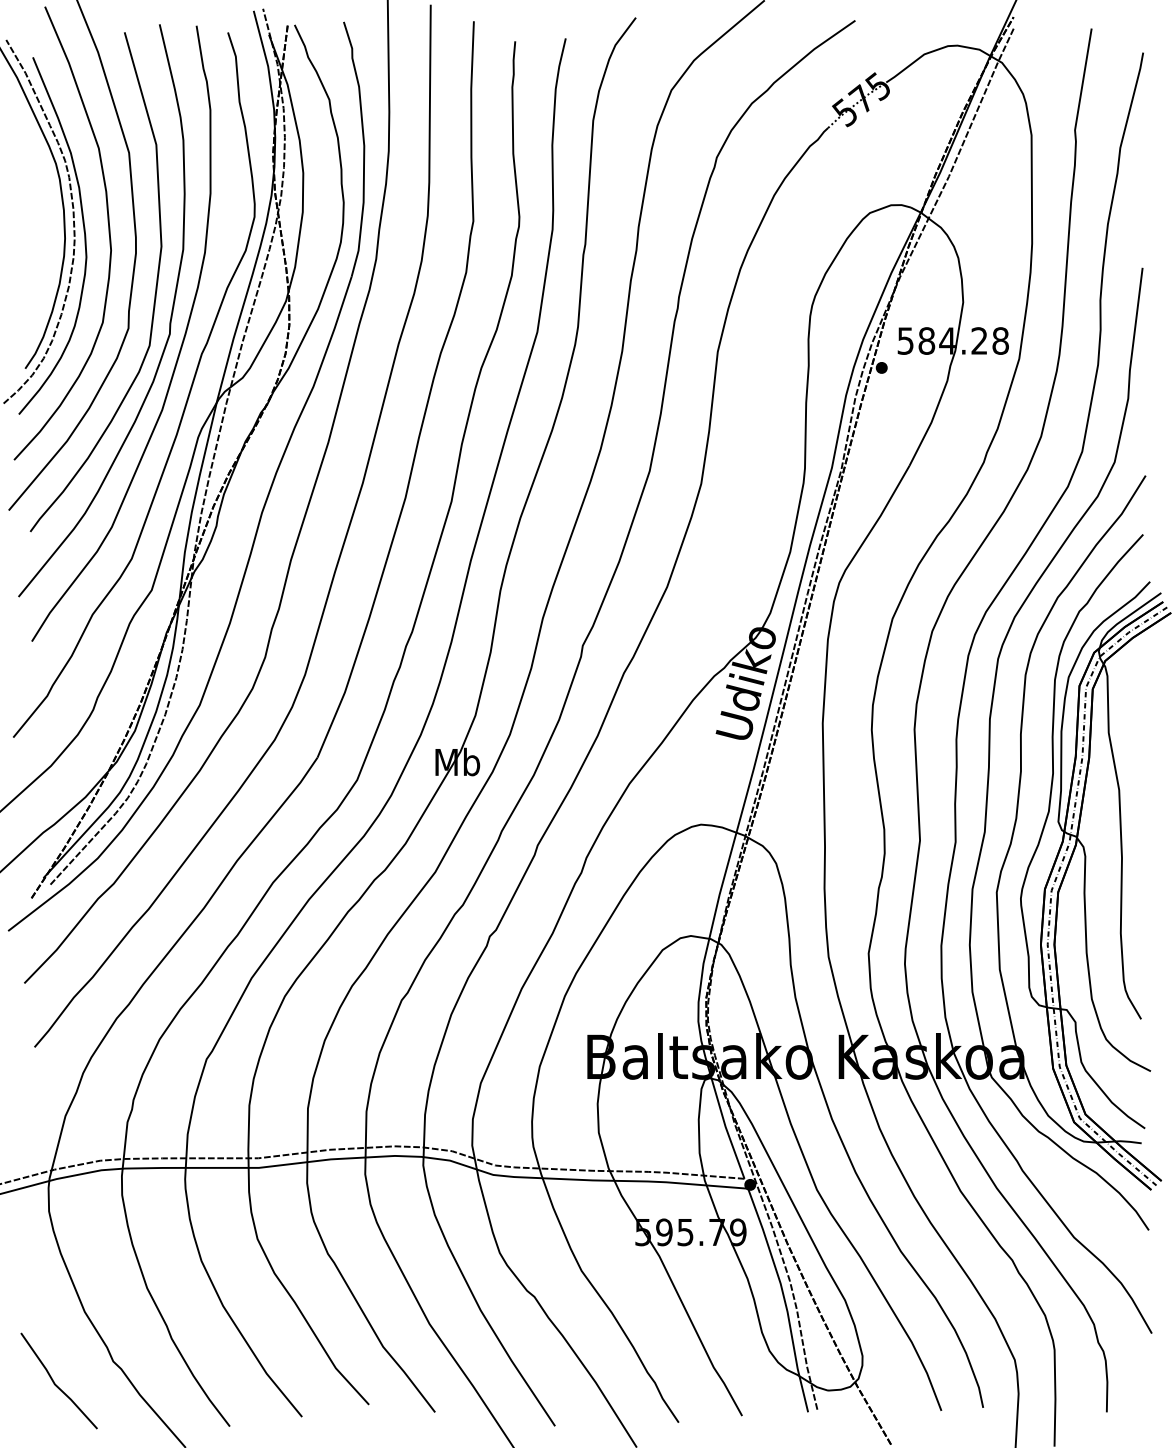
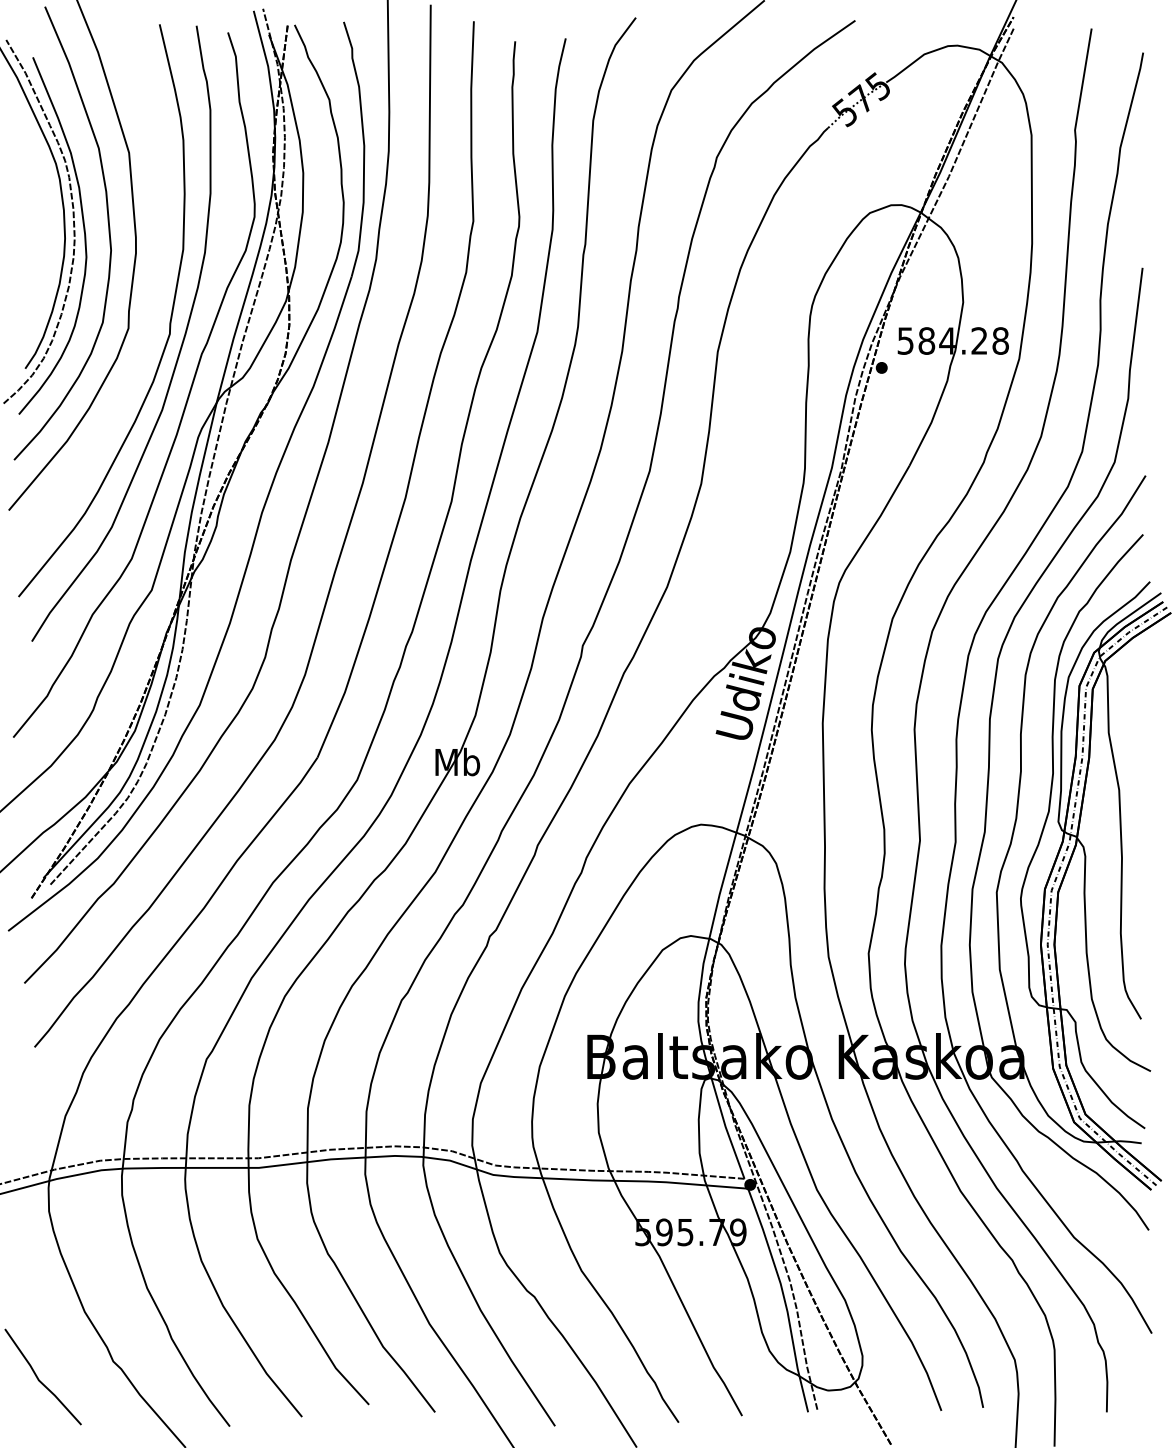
curve: present -> none (155, 286)
line position: (54, 1381) -> (38, 1377) (38, 1377)
